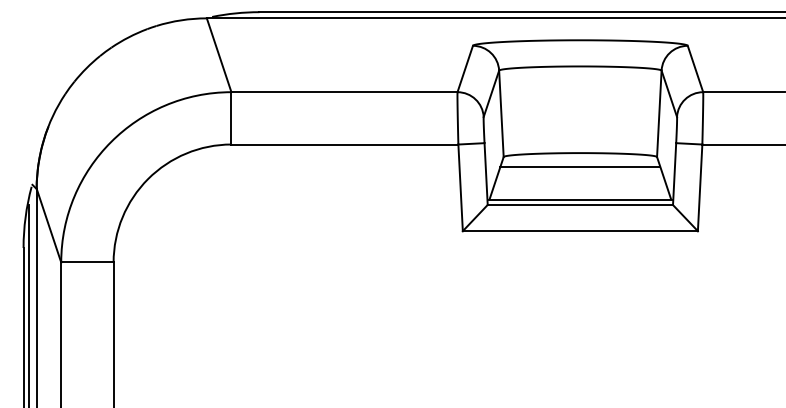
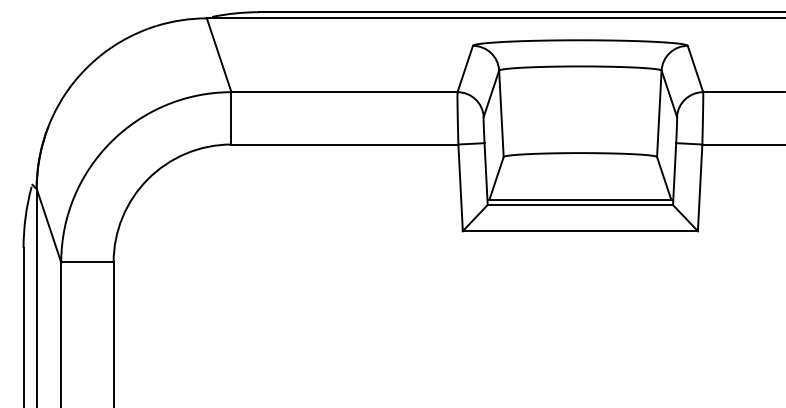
line: present -> none (580, 166)
line: present -> none (29, 304)
